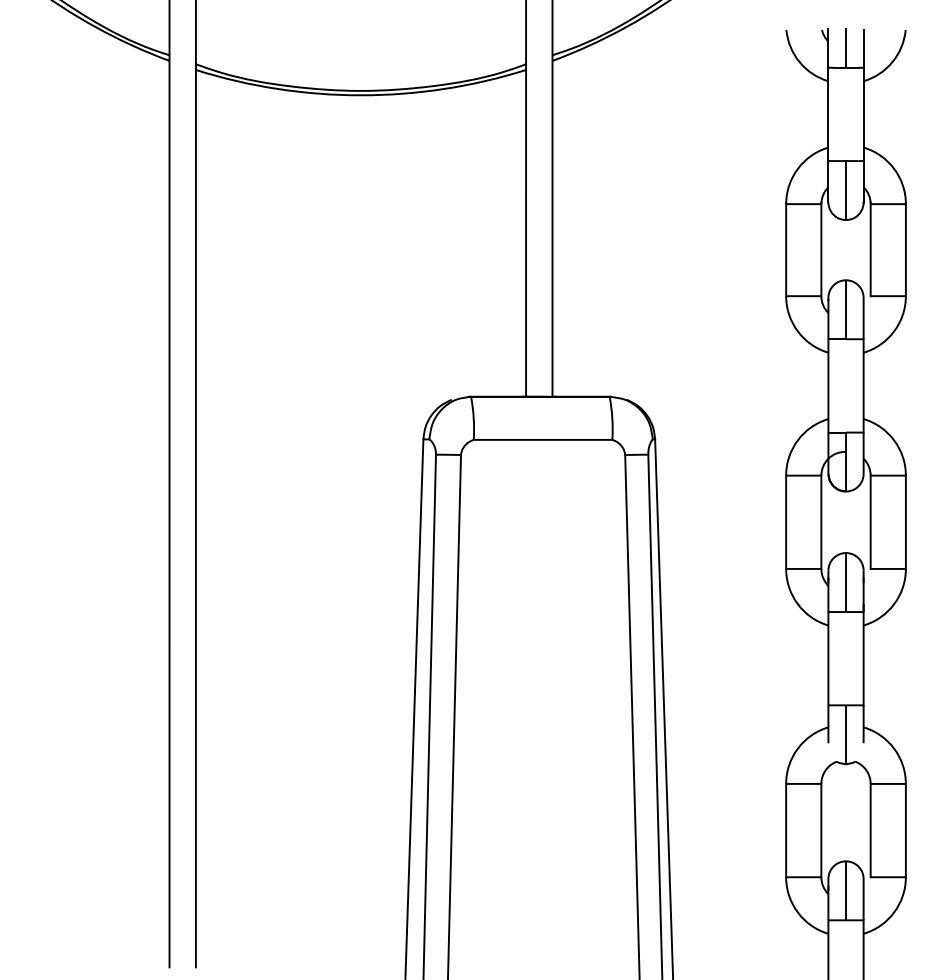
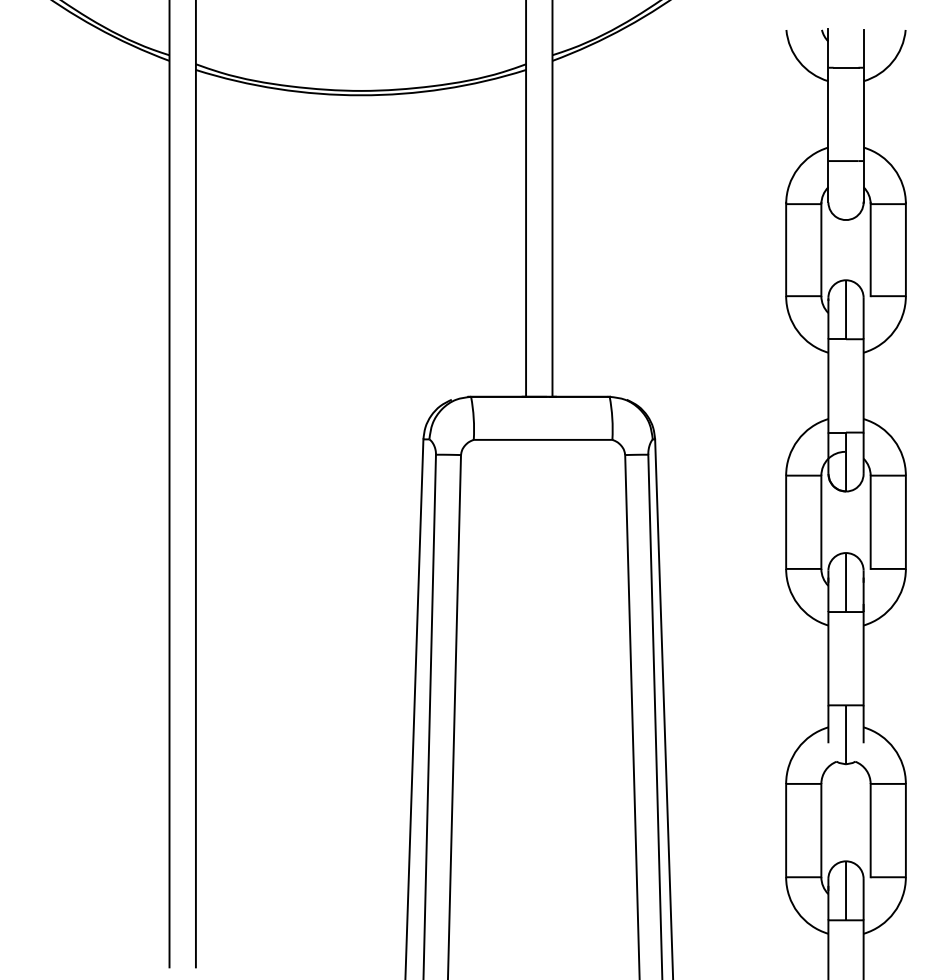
line: present -> none (846, 48)
line: present -> none (846, 190)
